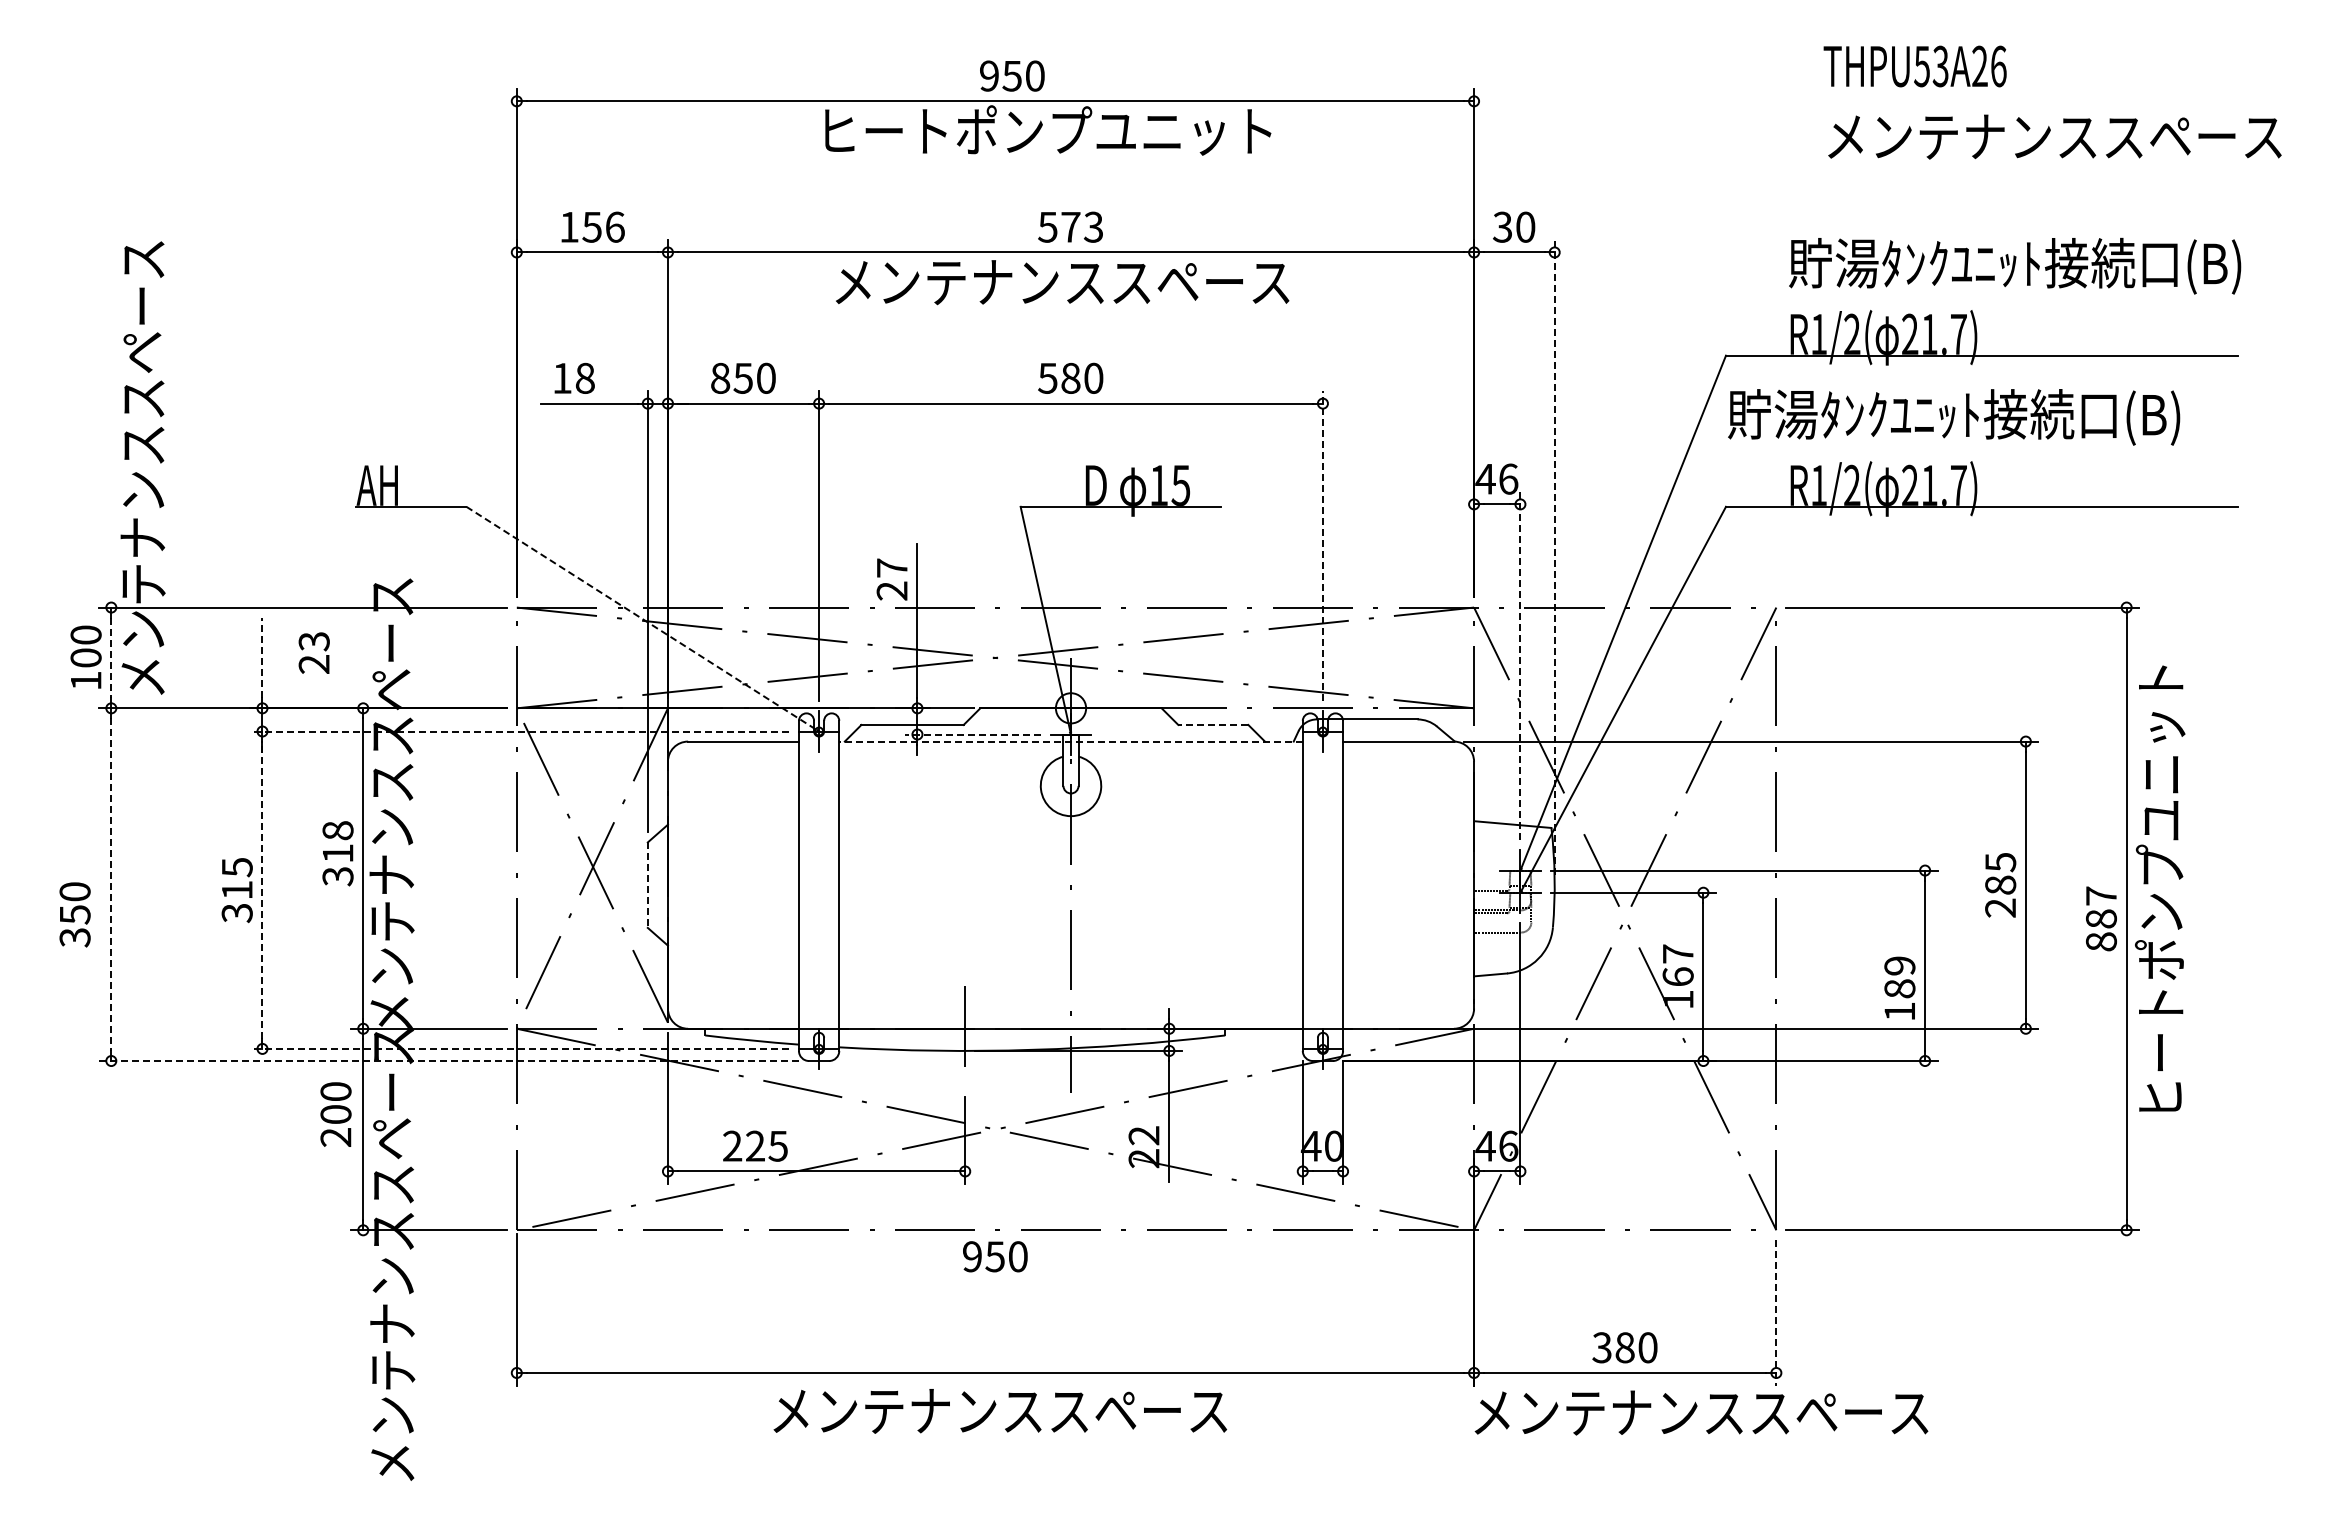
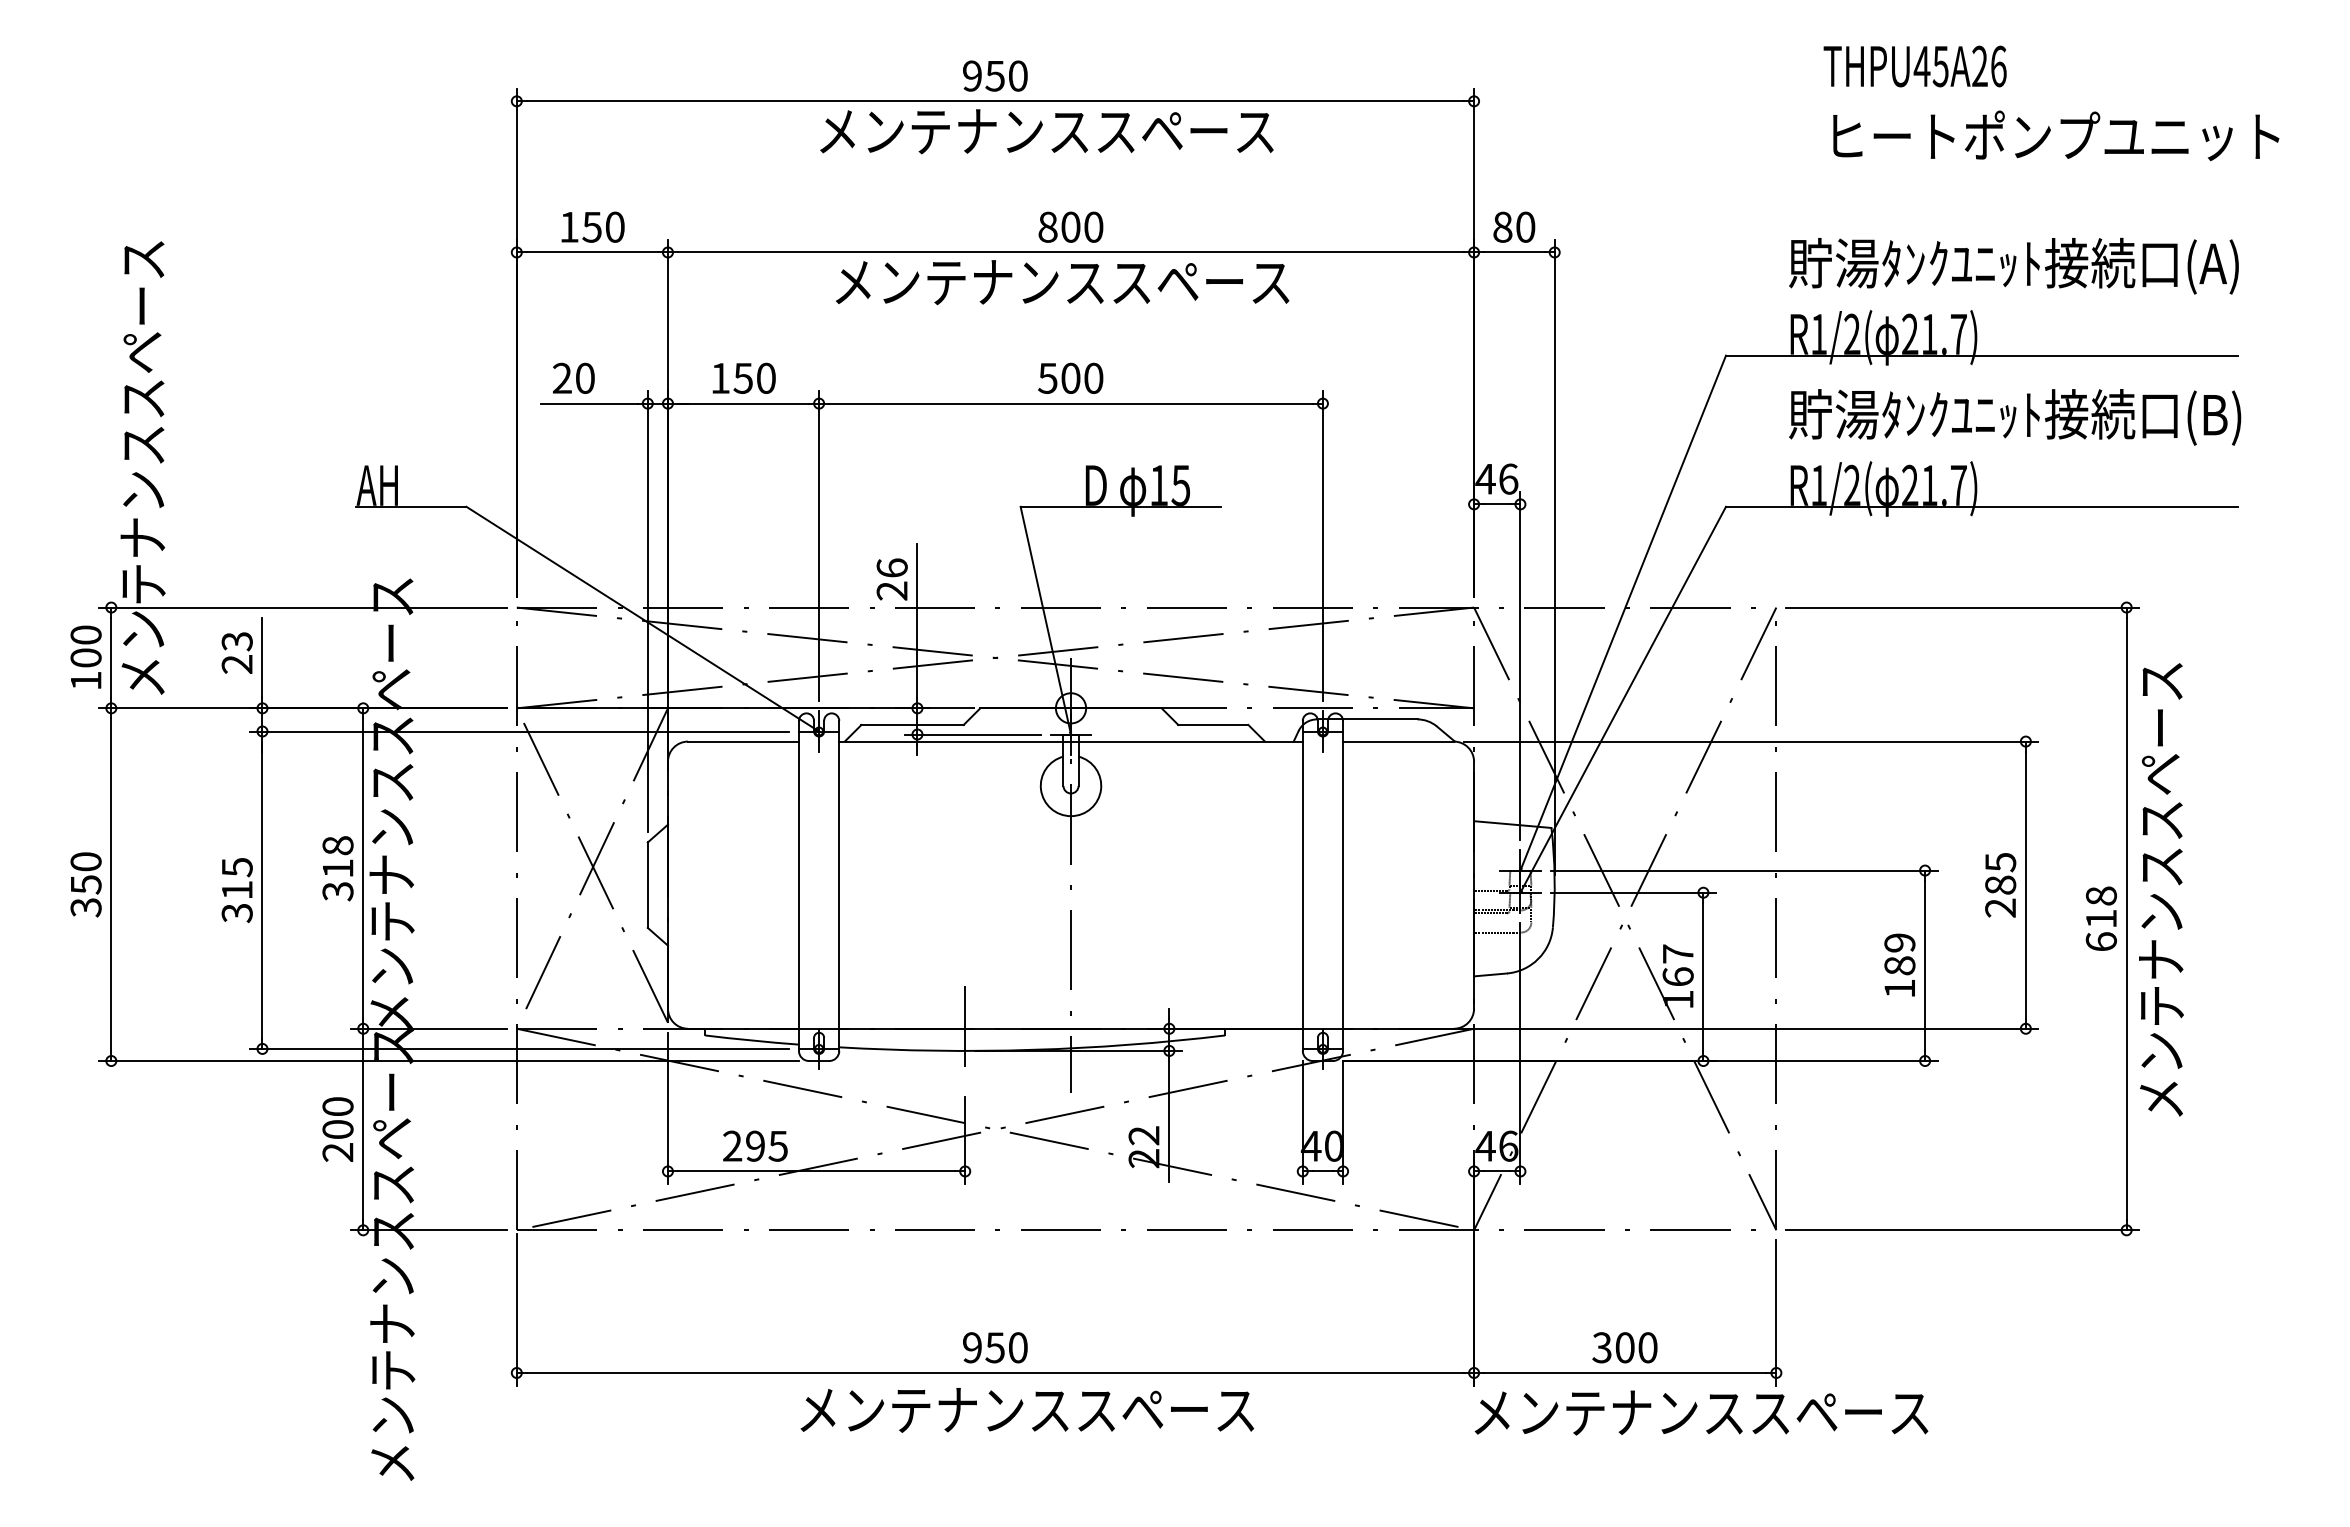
text: THPU53A26 -> THPU45A26 (1930, 66)
text position: (1012, 75) -> (995, 75) (995, 75)
text: ヒートポンプユニット -> メンテナンススペース (1046, 130)
text: メンテナンススペース -> ヒートポンプユニット (2054, 135)
text: 156 -> 150 (615, 226)
text: 573 -> 800 (1070, 226)
text: 30 -> 80 (1502, 226)
text: 貯湯ﾀﾝｸﾕﾆｯﾄ接続口(B) -> 貯湯ﾀﾝｸﾕﾆｯﾄ接続口(A) (2220, 266)
text: 18 -> 20 (573, 377)
text: 850 -> 150 (720, 377)
text: 580 -> 500 (1070, 377)
text position: (1954, 417) -> (2015, 417) (2015, 417)
line: dashed -> solid (1322, 545)
line: dashed -> solid (1554, 557)
text: 27 -> 26 (891, 567)
line: dashed -> solid (643, 619)
text position: (313, 652) -> (236, 652) (236, 652)
line: dashed -> solid (262, 657)
line: dashed -> solid (111, 658)
line: dashed -> solid (1520, 665)
line: dashed -> solid (1212, 724)
line: dashed -> solid (518, 731)
line: dashed -> solid (972, 734)
line: dashed -> solid (1071, 741)
text position: (337, 853) -> (337, 868) (337, 868)
line: dashed -> solid (111, 885)
line: dashed -> solid (647, 885)
text: ヒートポンプユニット -> メンテナンススペース (2159, 889)
line: dashed -> solid (262, 890)
text position: (74, 914) -> (85, 884) (85, 884)
text: 887 -> 618 (2100, 918)
text position: (1899, 987) -> (1899, 964) (1899, 964)
line: dashed -> solid (518, 1048)
line: dashed -> solid (448, 1061)
text position: (335, 1114) -> (337, 1129) (337, 1129)
text: 225 -> 295 (755, 1146)
text position: (995, 1256) -> (995, 1347) (995, 1347)
line: dashed -> solid (1776, 1312)
text: 380 -> 300 (1624, 1347)
text position: (1000, 1411) -> (1027, 1410) (1027, 1410)
